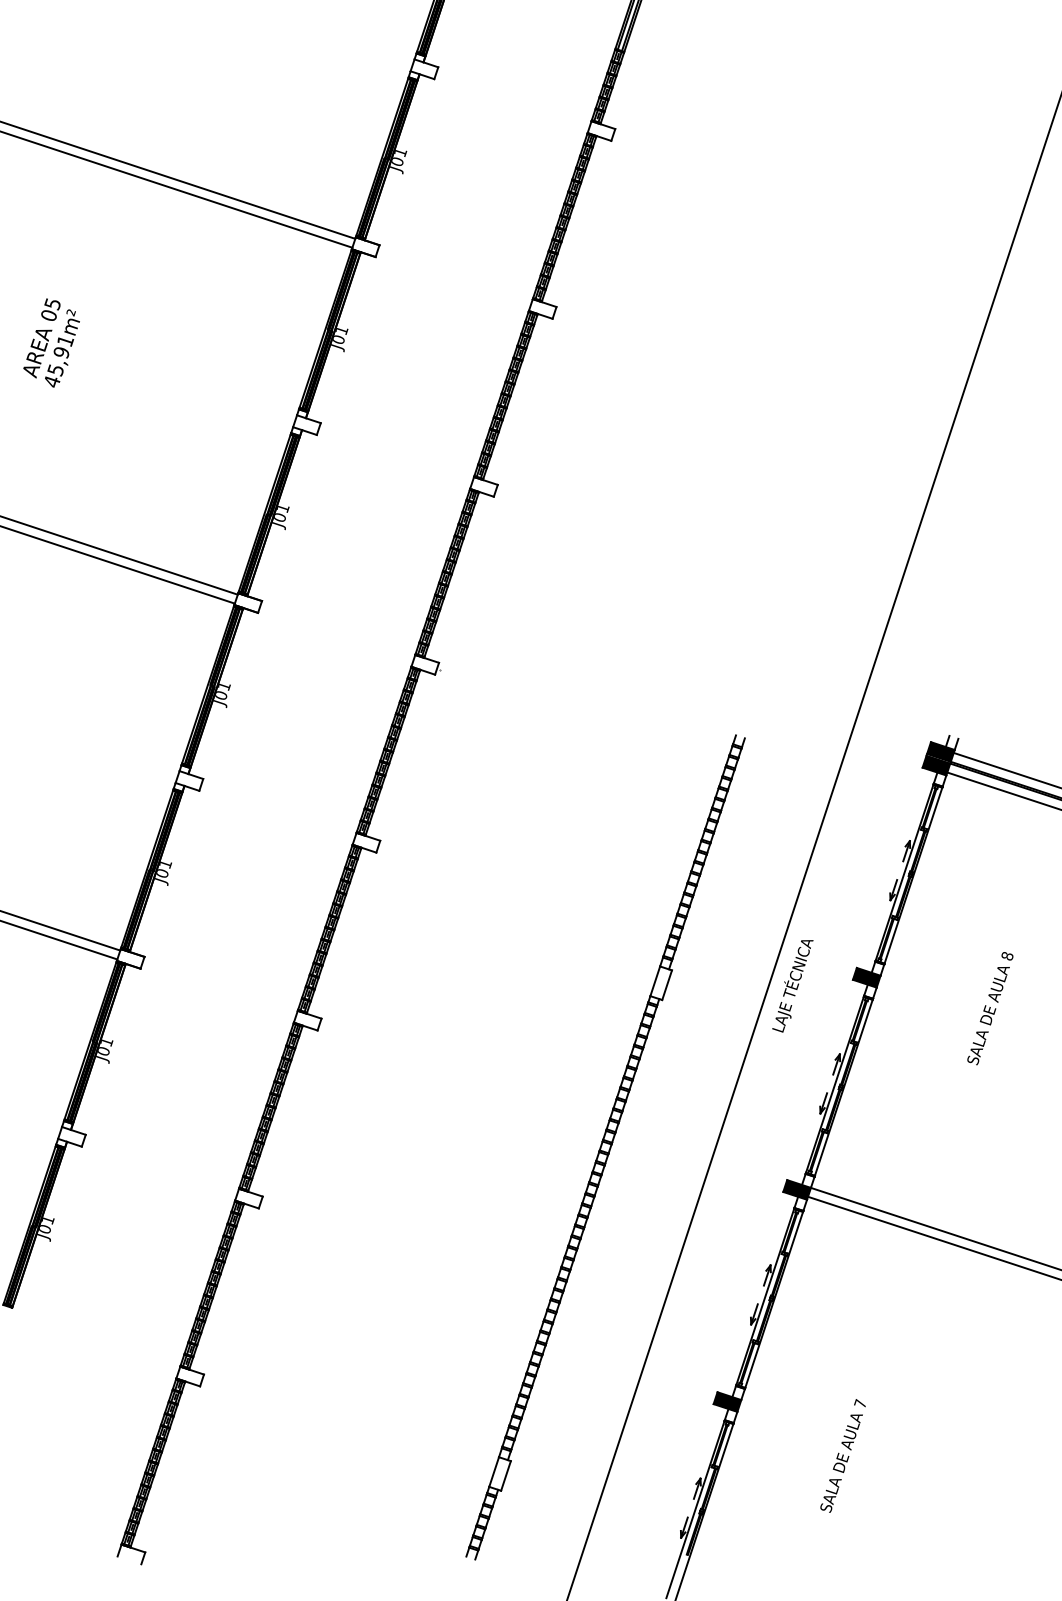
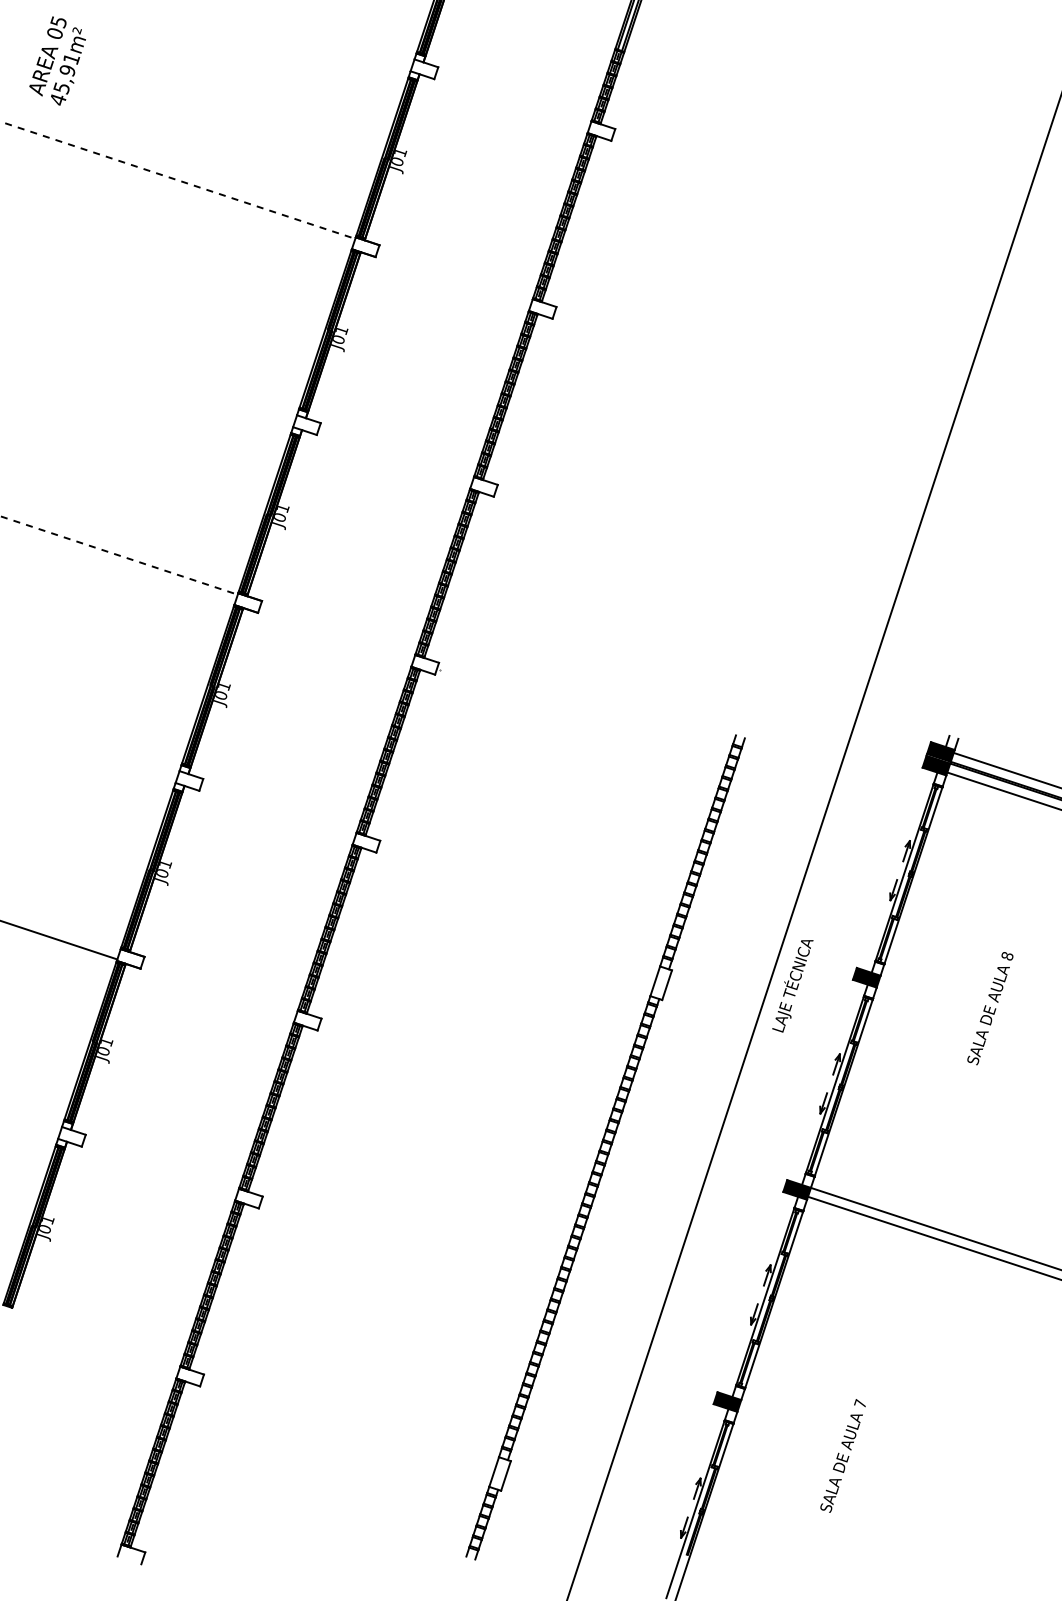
line: solid -> dashed (177, 180)
line: present -> none (177, 189)
text position: (51, 342) -> (57, 60) (57, 60)
line: solid -> dashed (119, 555)
line: present -> none (118, 565)
line: present -> none (61, 930)
